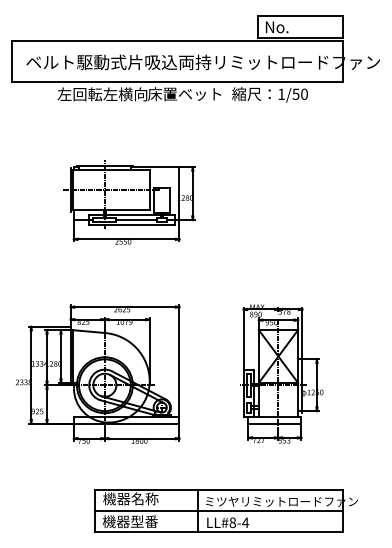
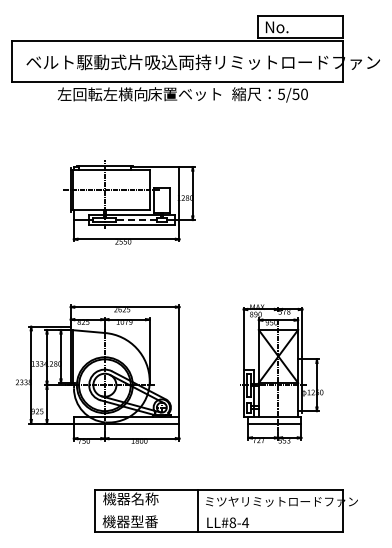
text: 1/50 -> 5/50 (281, 94)
line: solid -> dashed (136, 220)
line: present -> none (218, 510)
